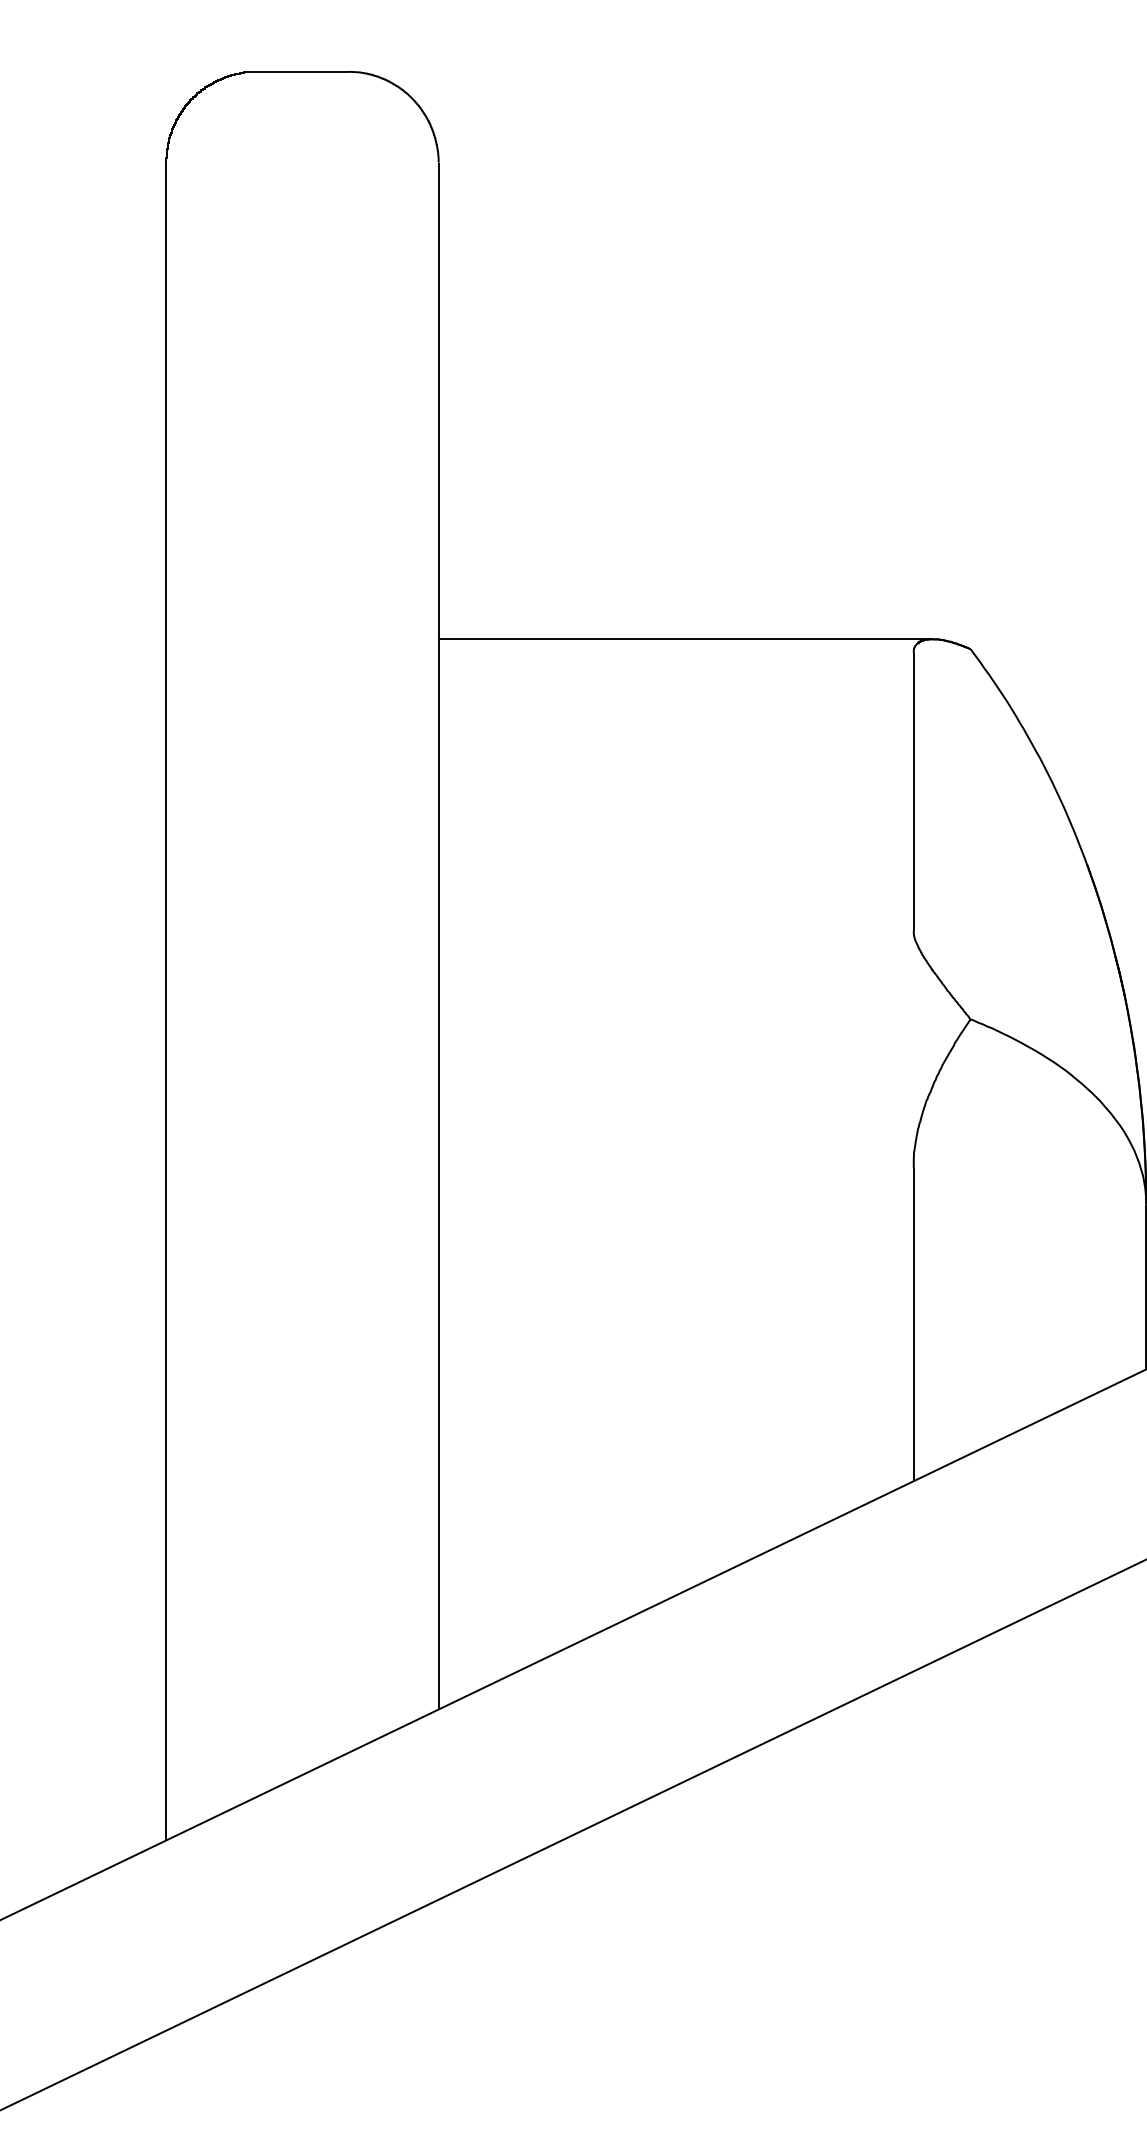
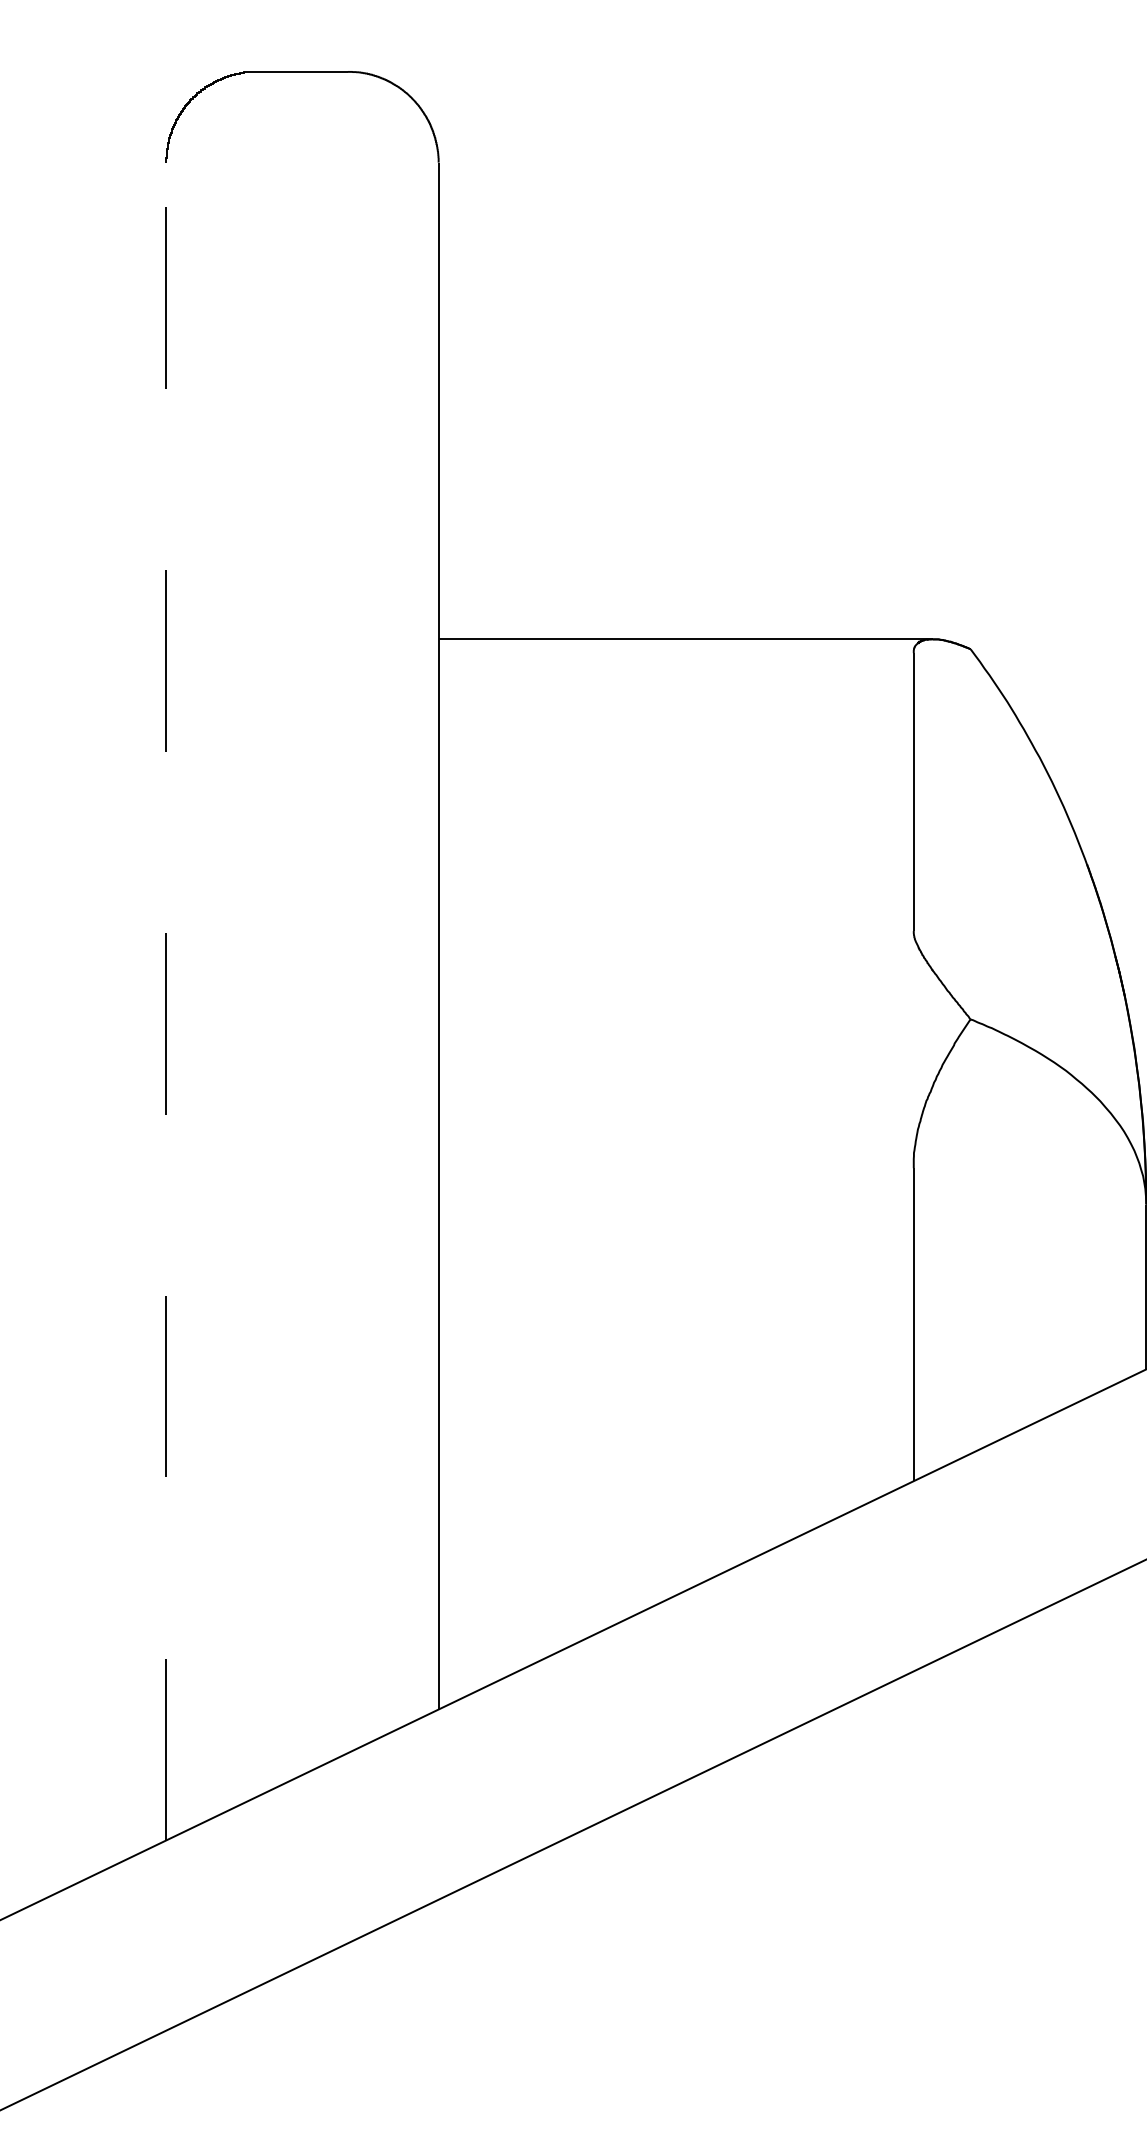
line: solid -> dashed (166, 1001)
